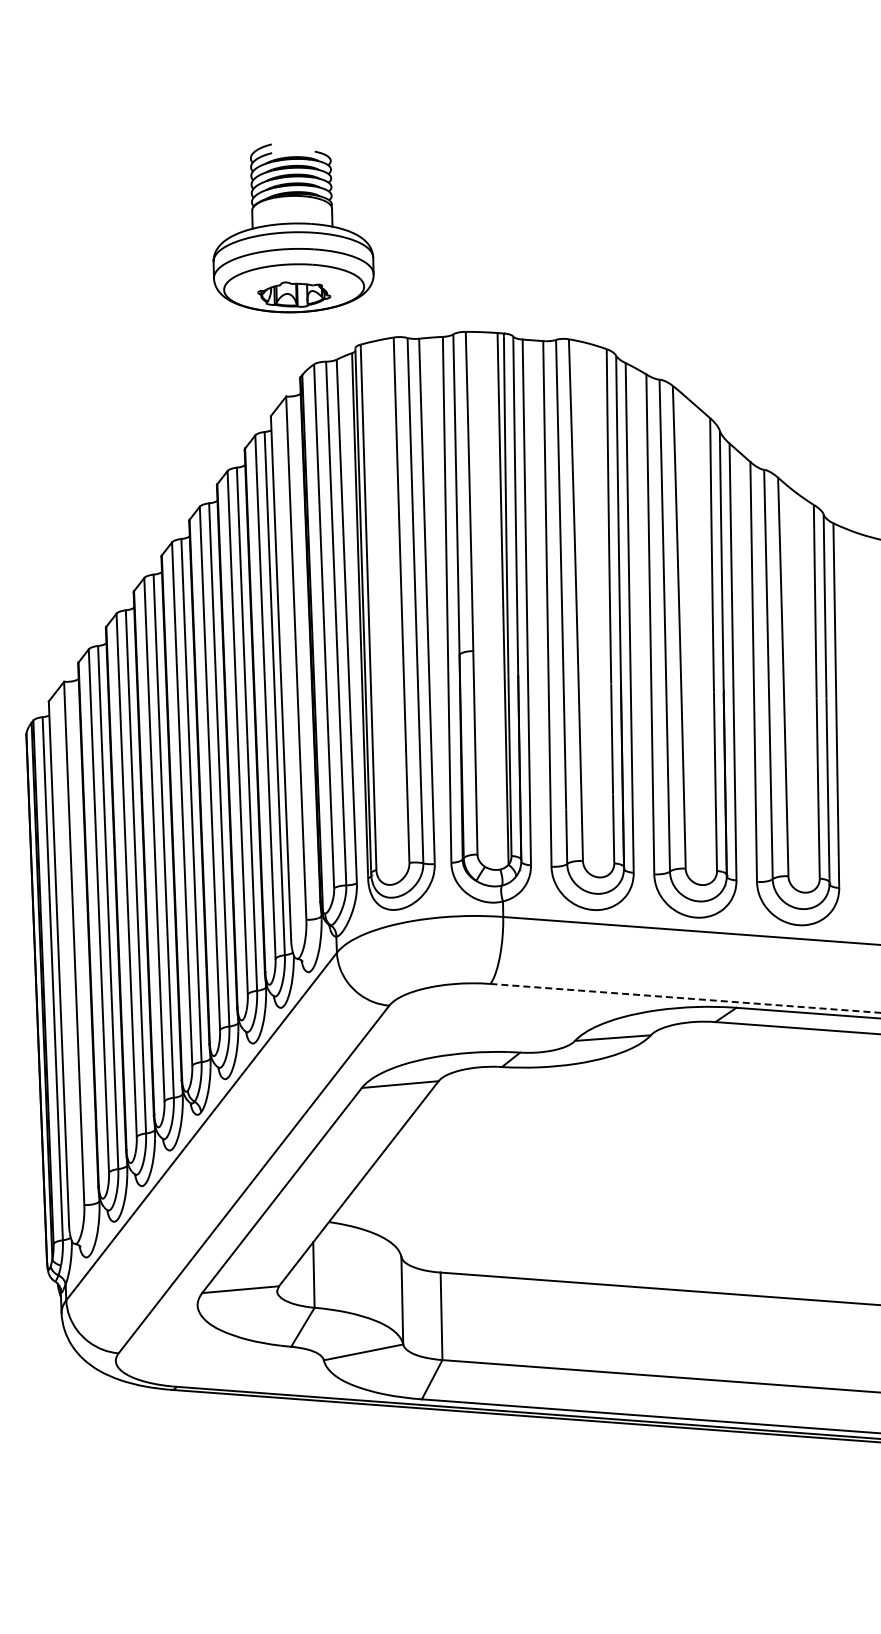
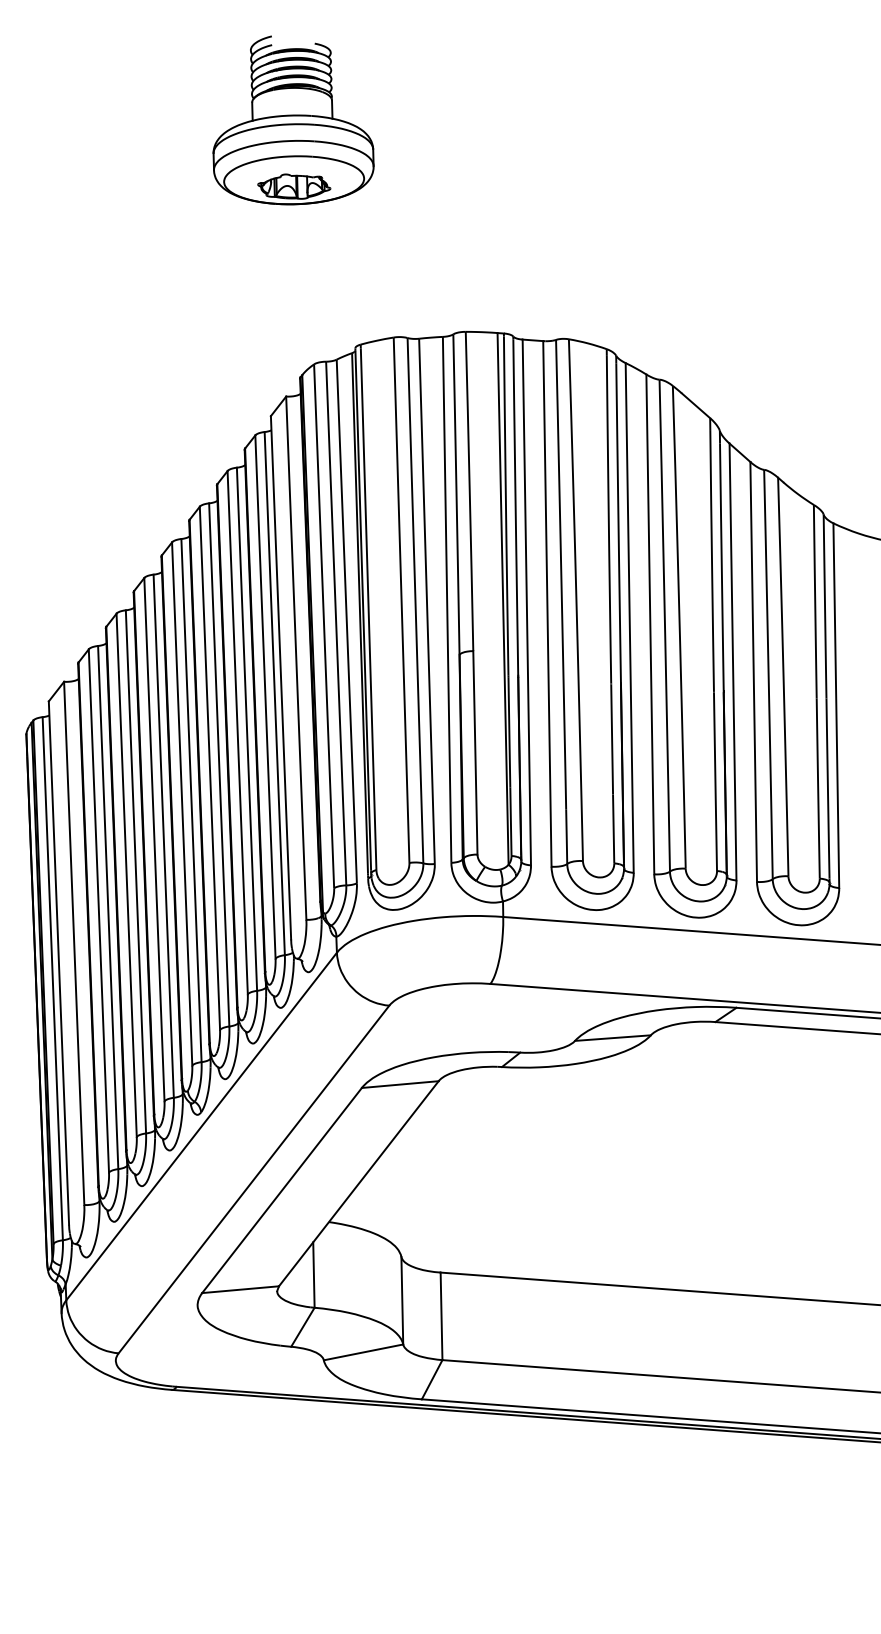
part position: (293, 228) -> (293, 120) (293, 120)
line: dashed -> solid (685, 998)
